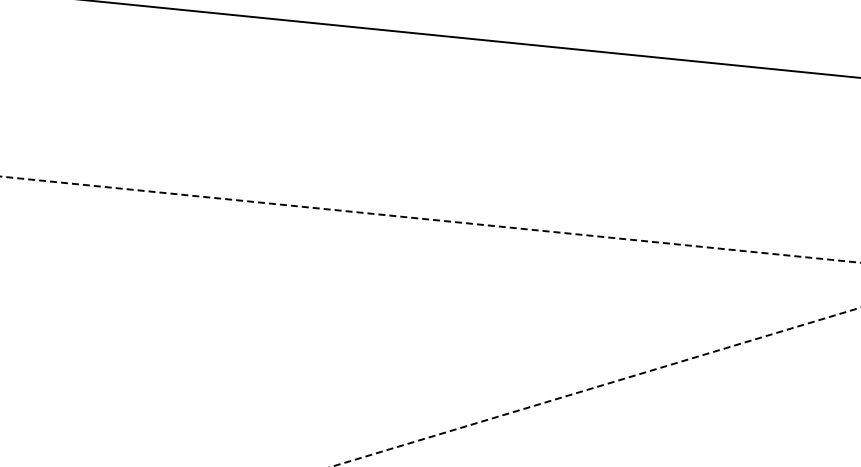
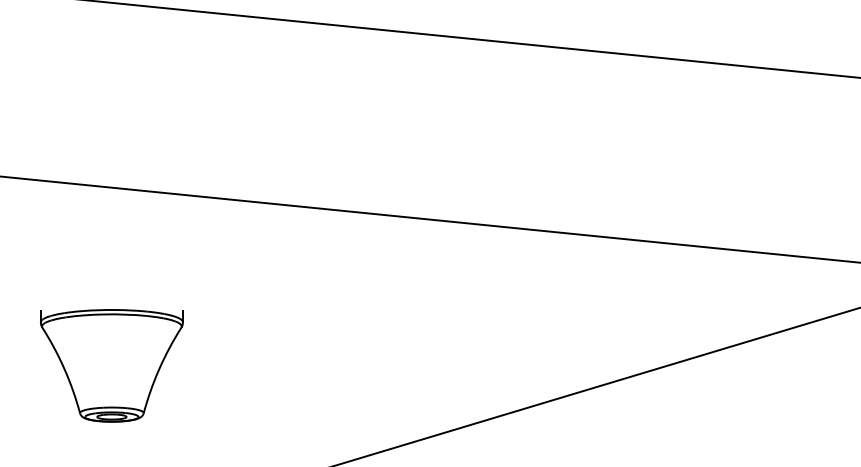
line: dashed -> solid (430, 219)
part: none -> present (111, 365)
line: dashed -> solid (595, 387)
